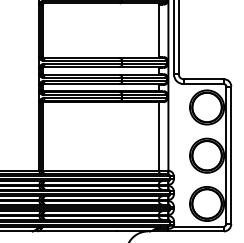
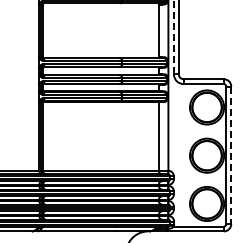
line: solid -> dashed (173, 37)
line: solid -> dashed (231, 155)
